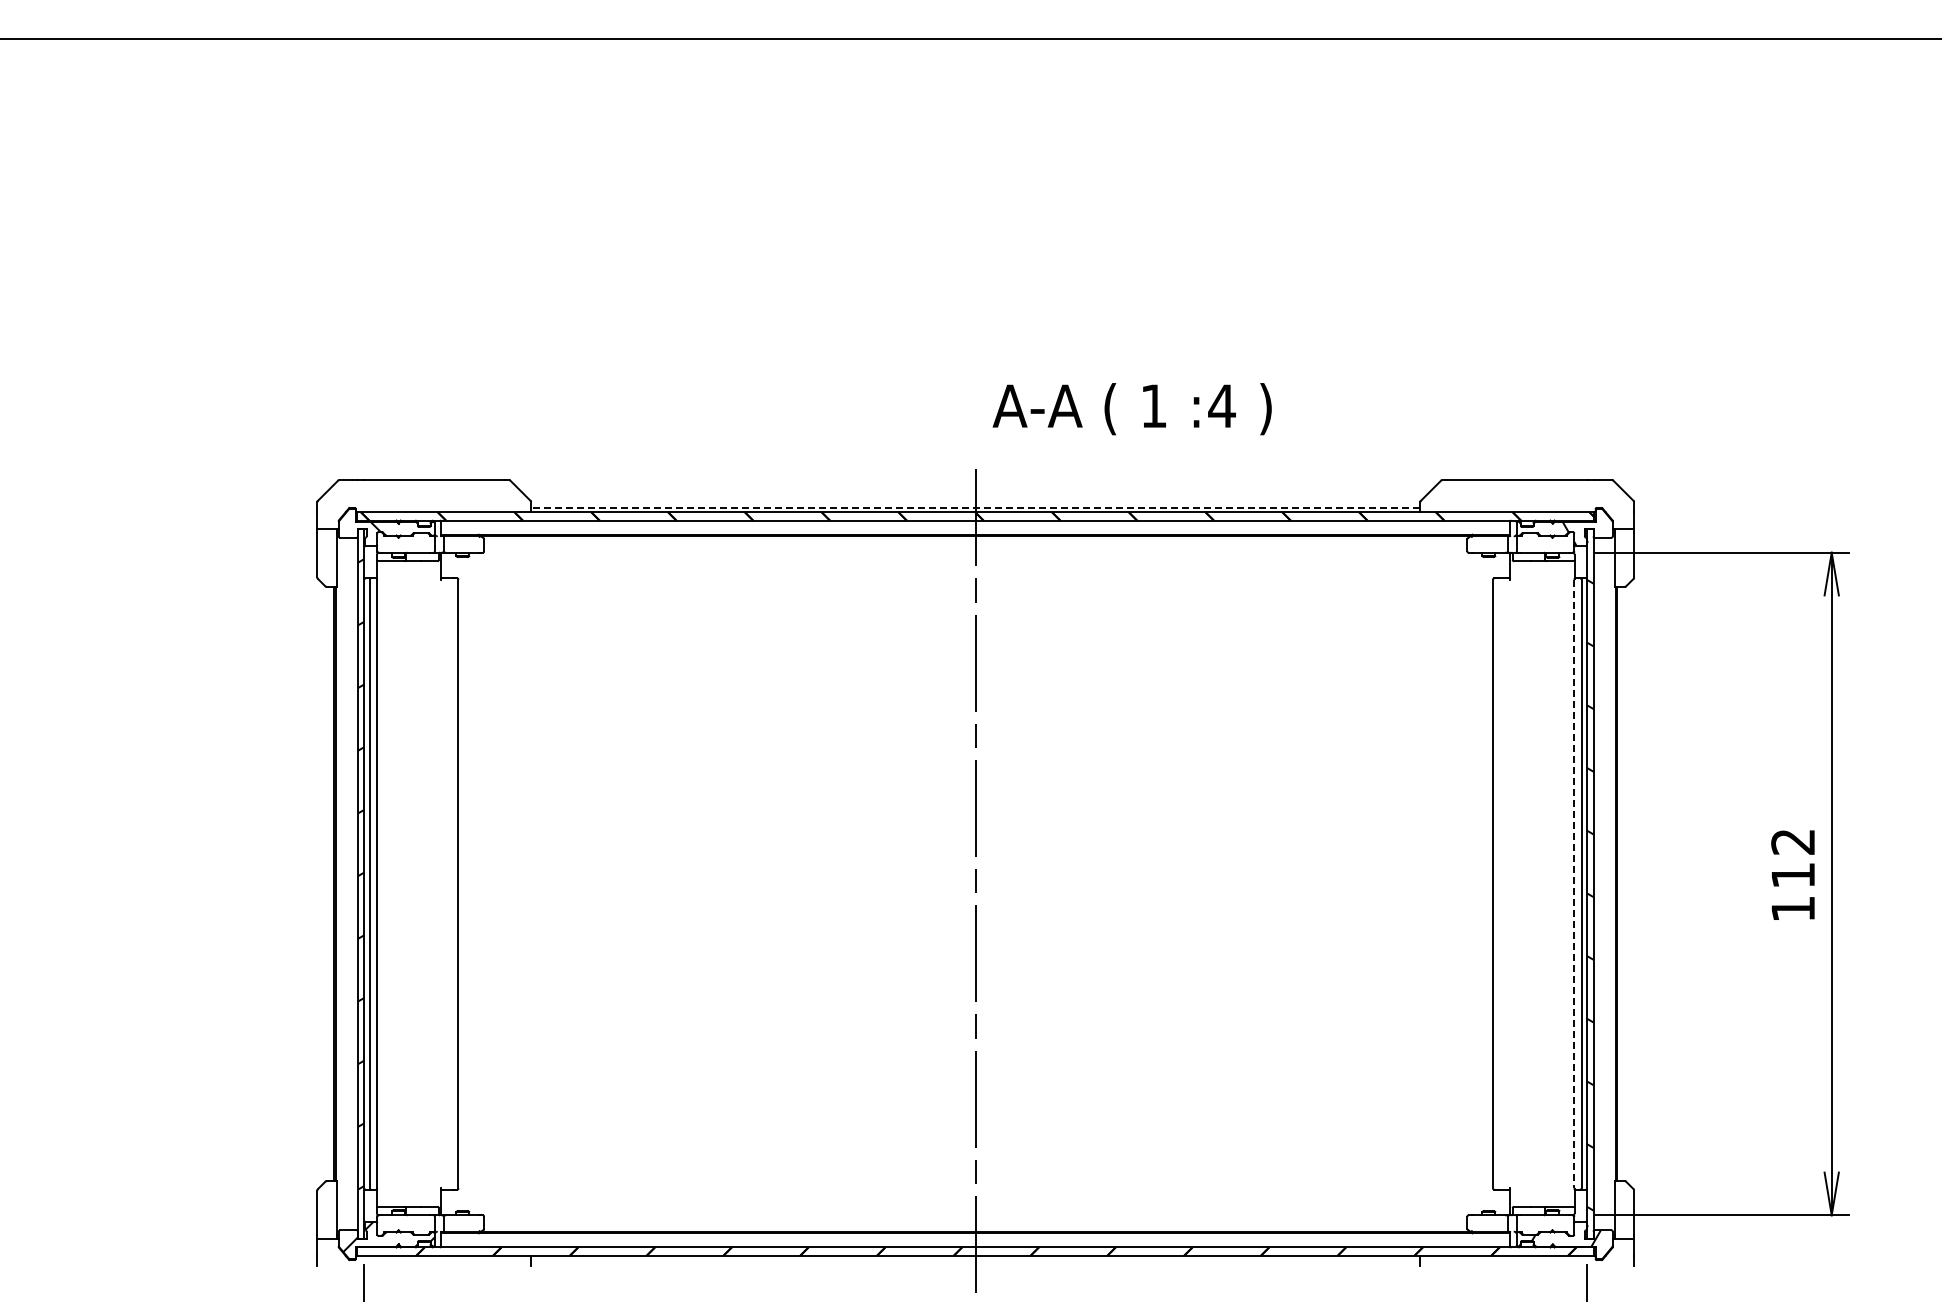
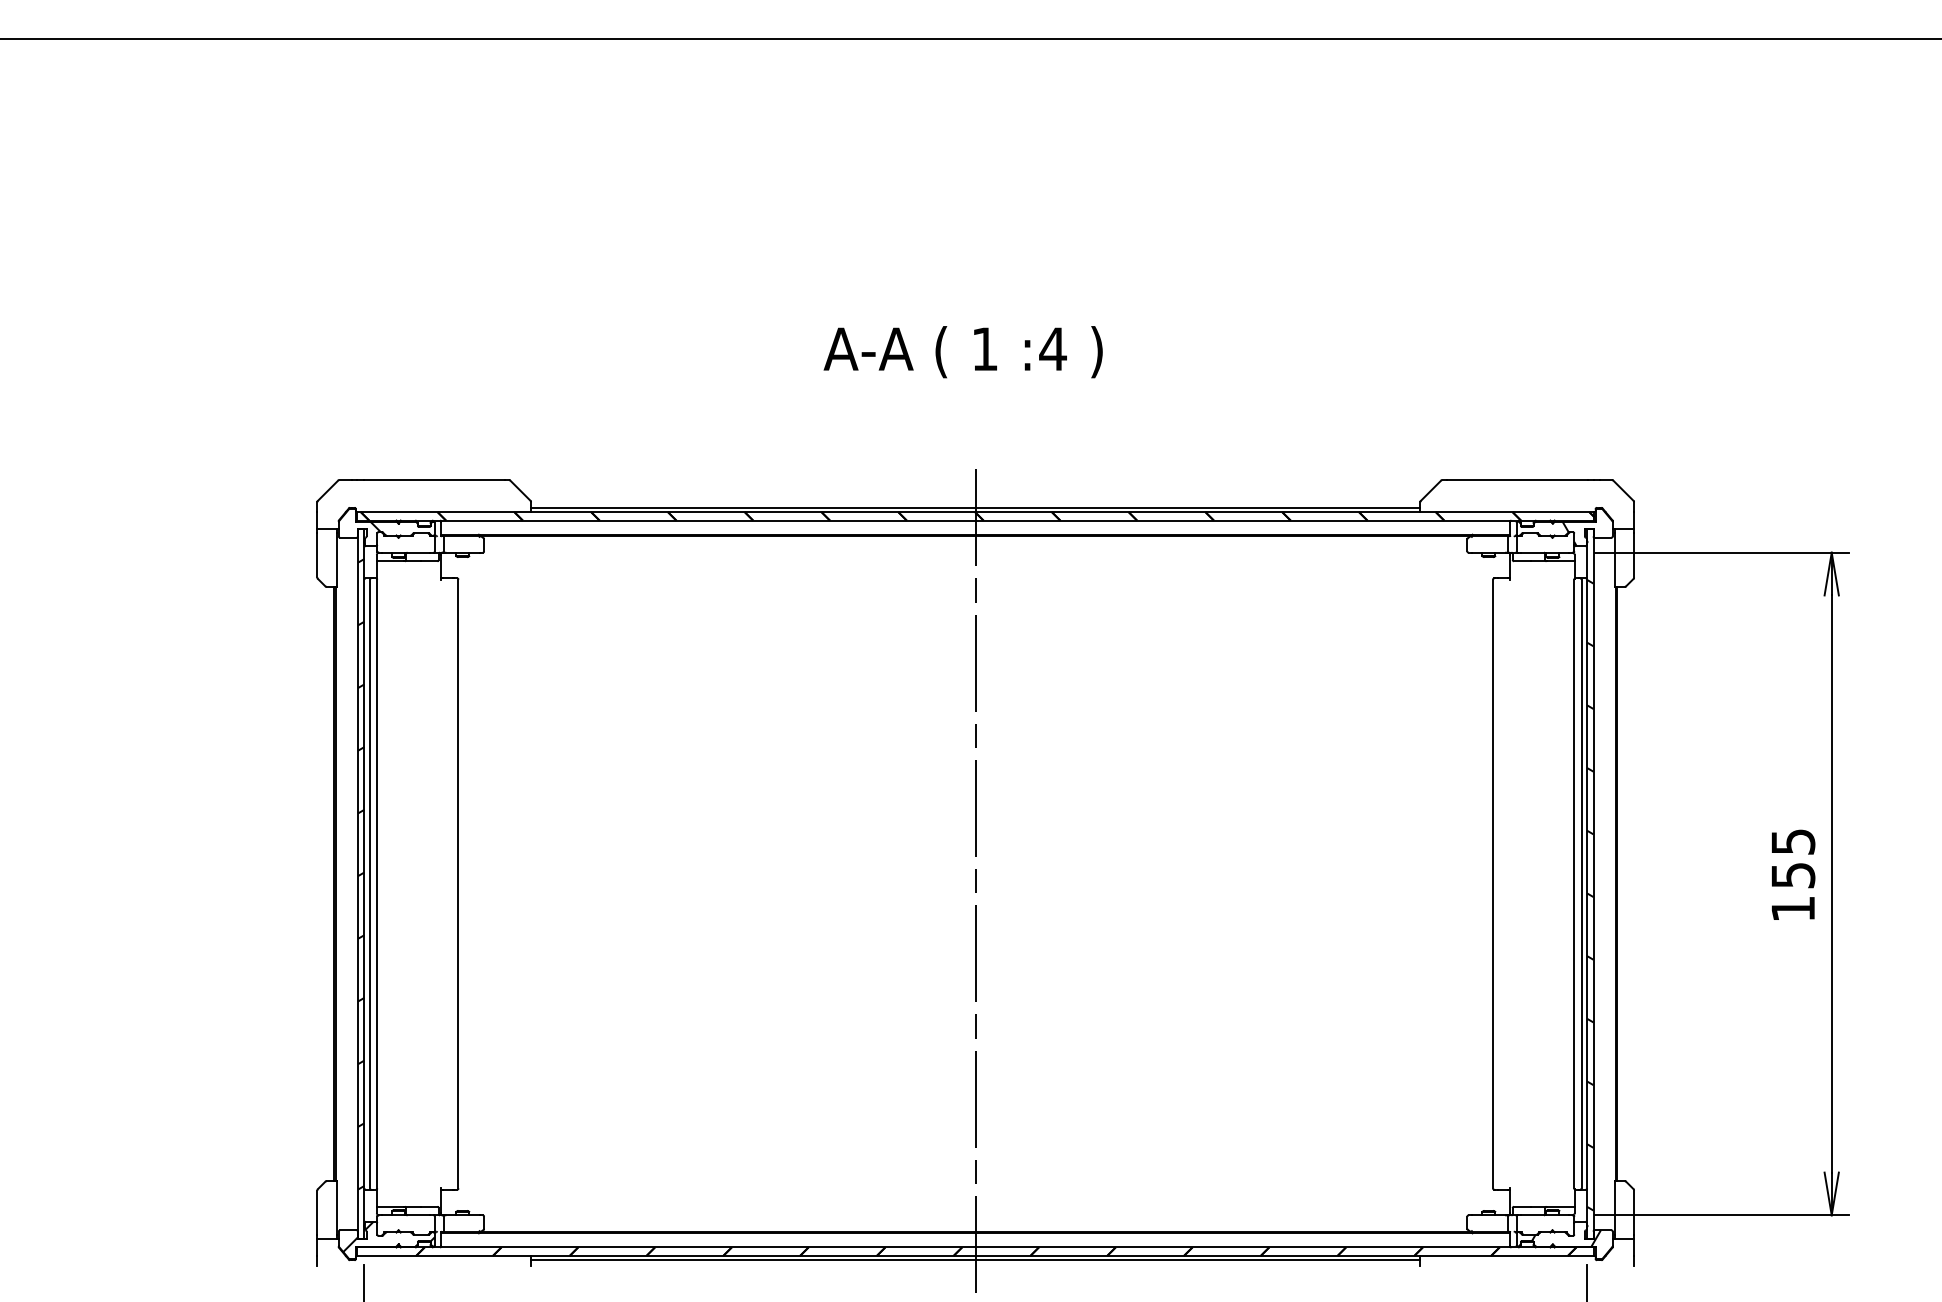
text position: (1131, 409) -> (962, 352) (962, 352)
line: dashed -> solid (975, 507)
text: 112 -> 155 (1793, 858)
line: dashed -> solid (1574, 884)
line: none -> present (975, 1260)
